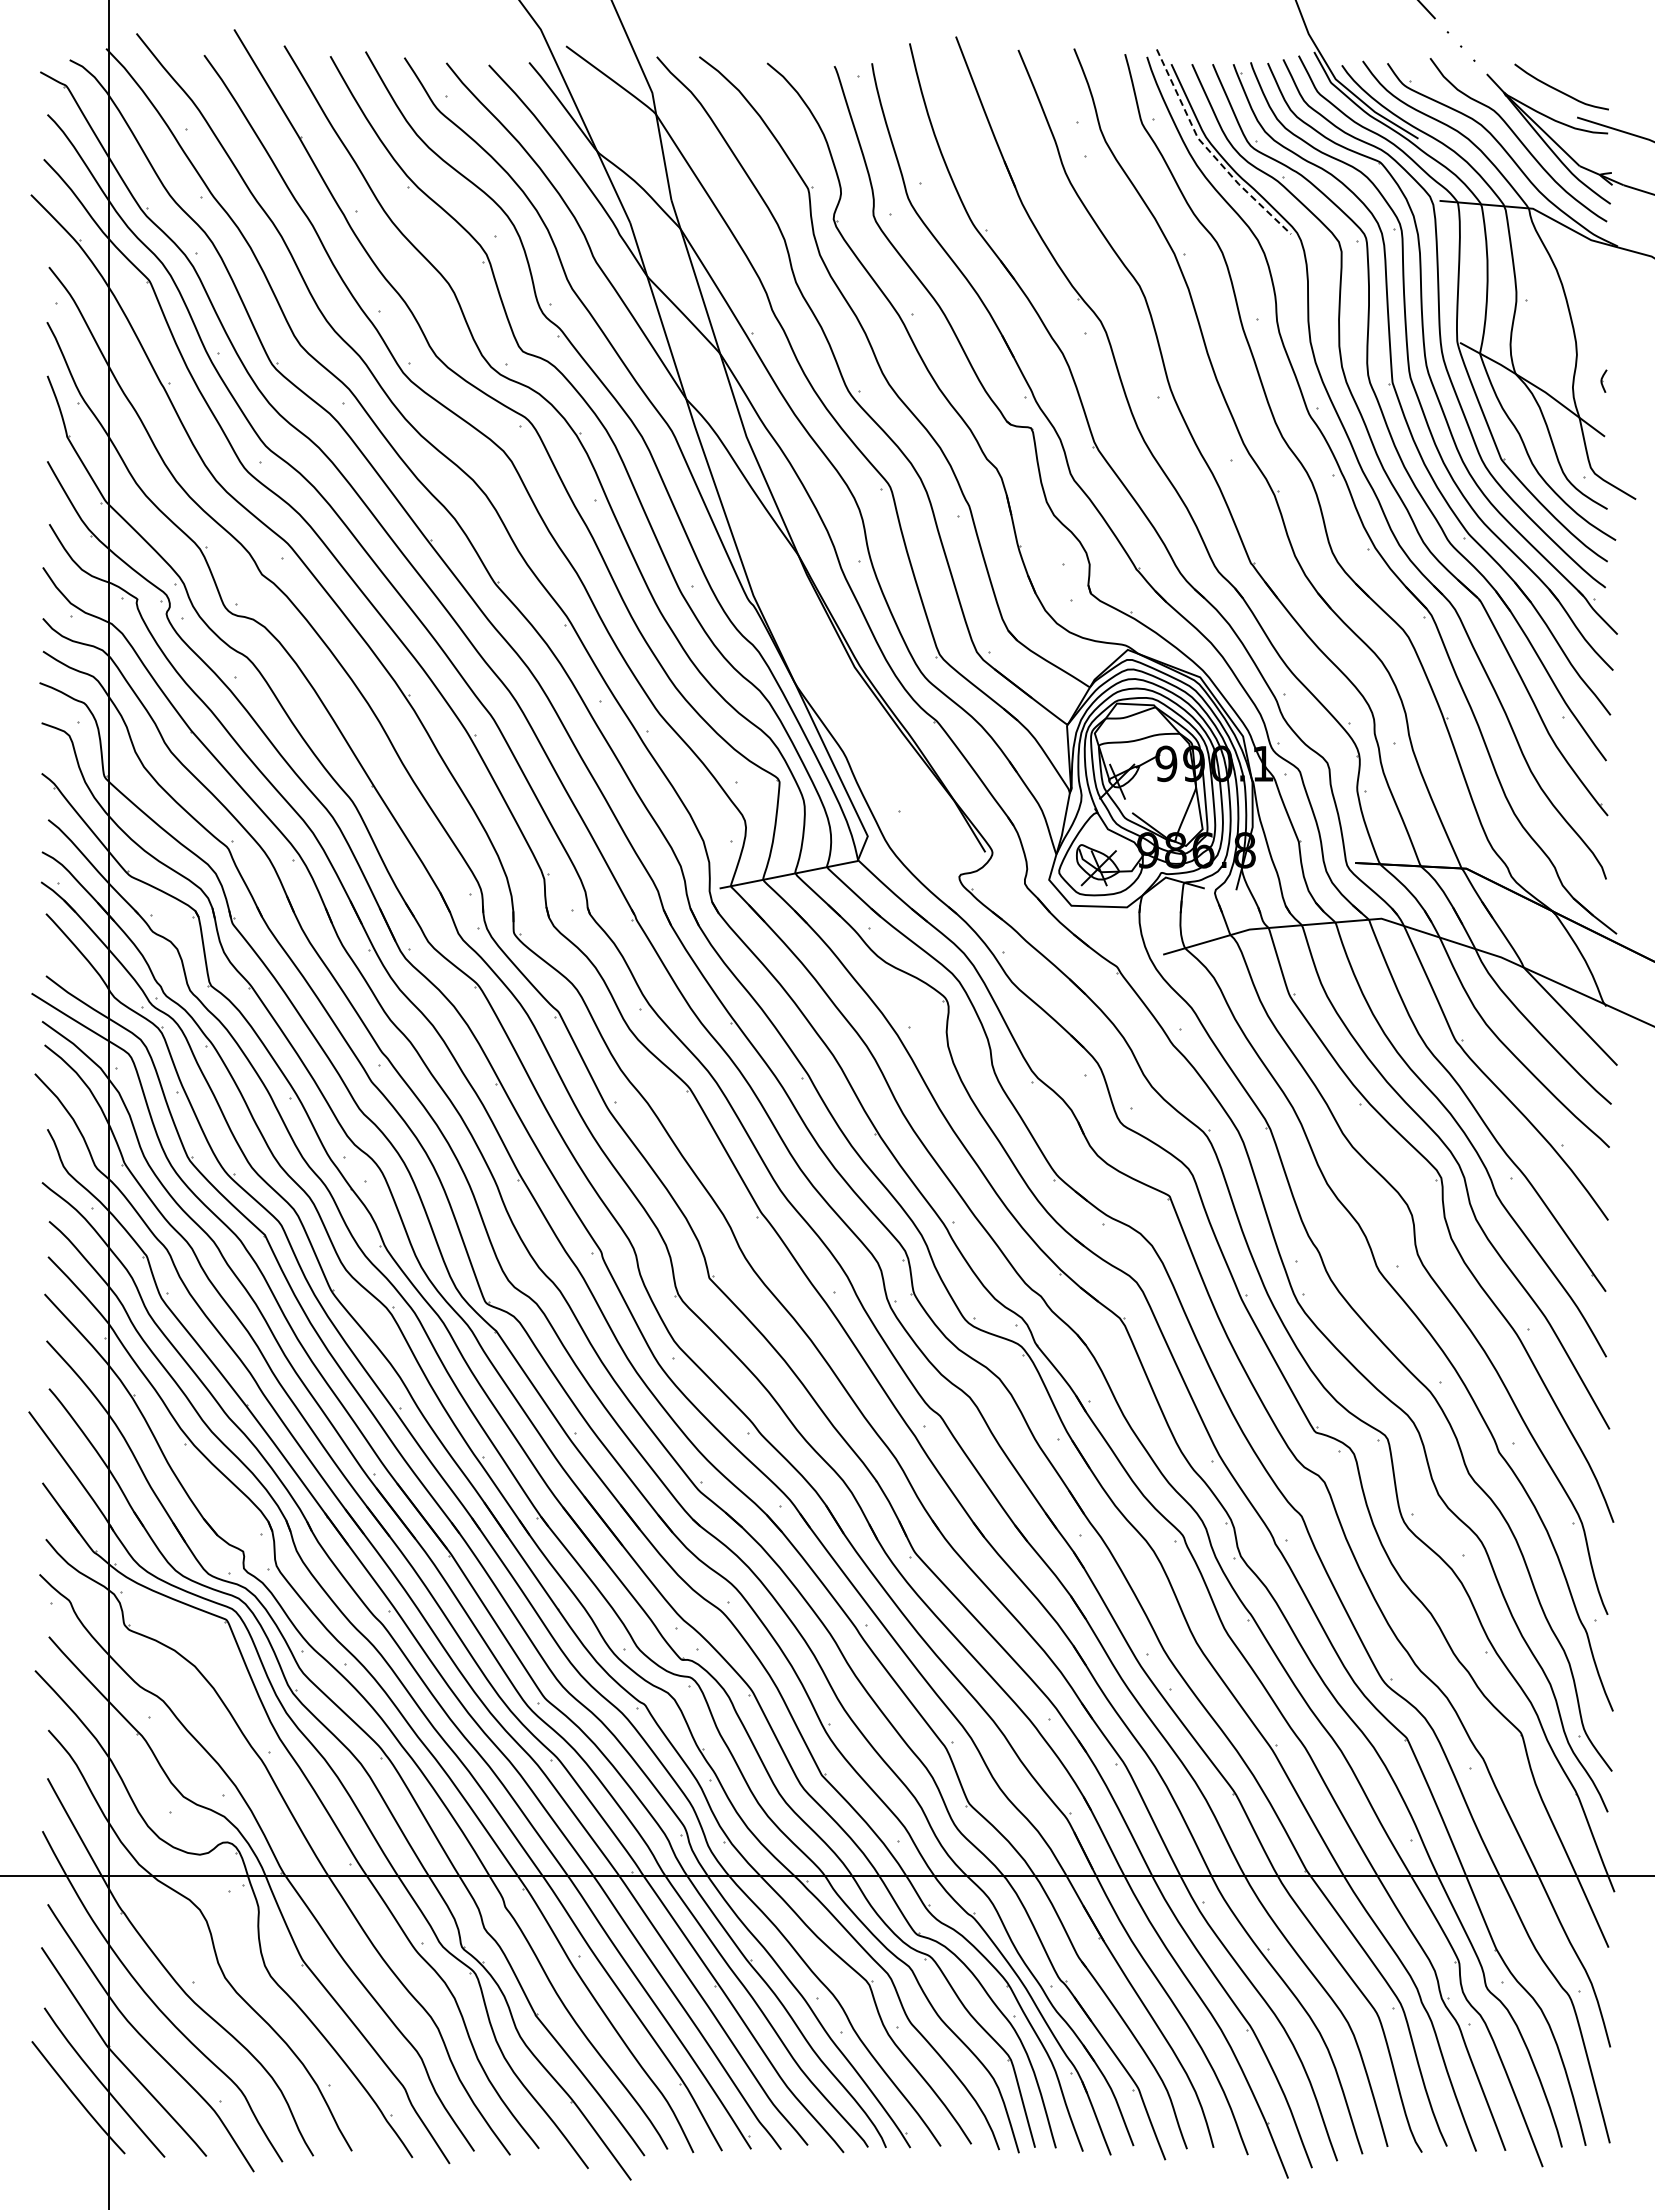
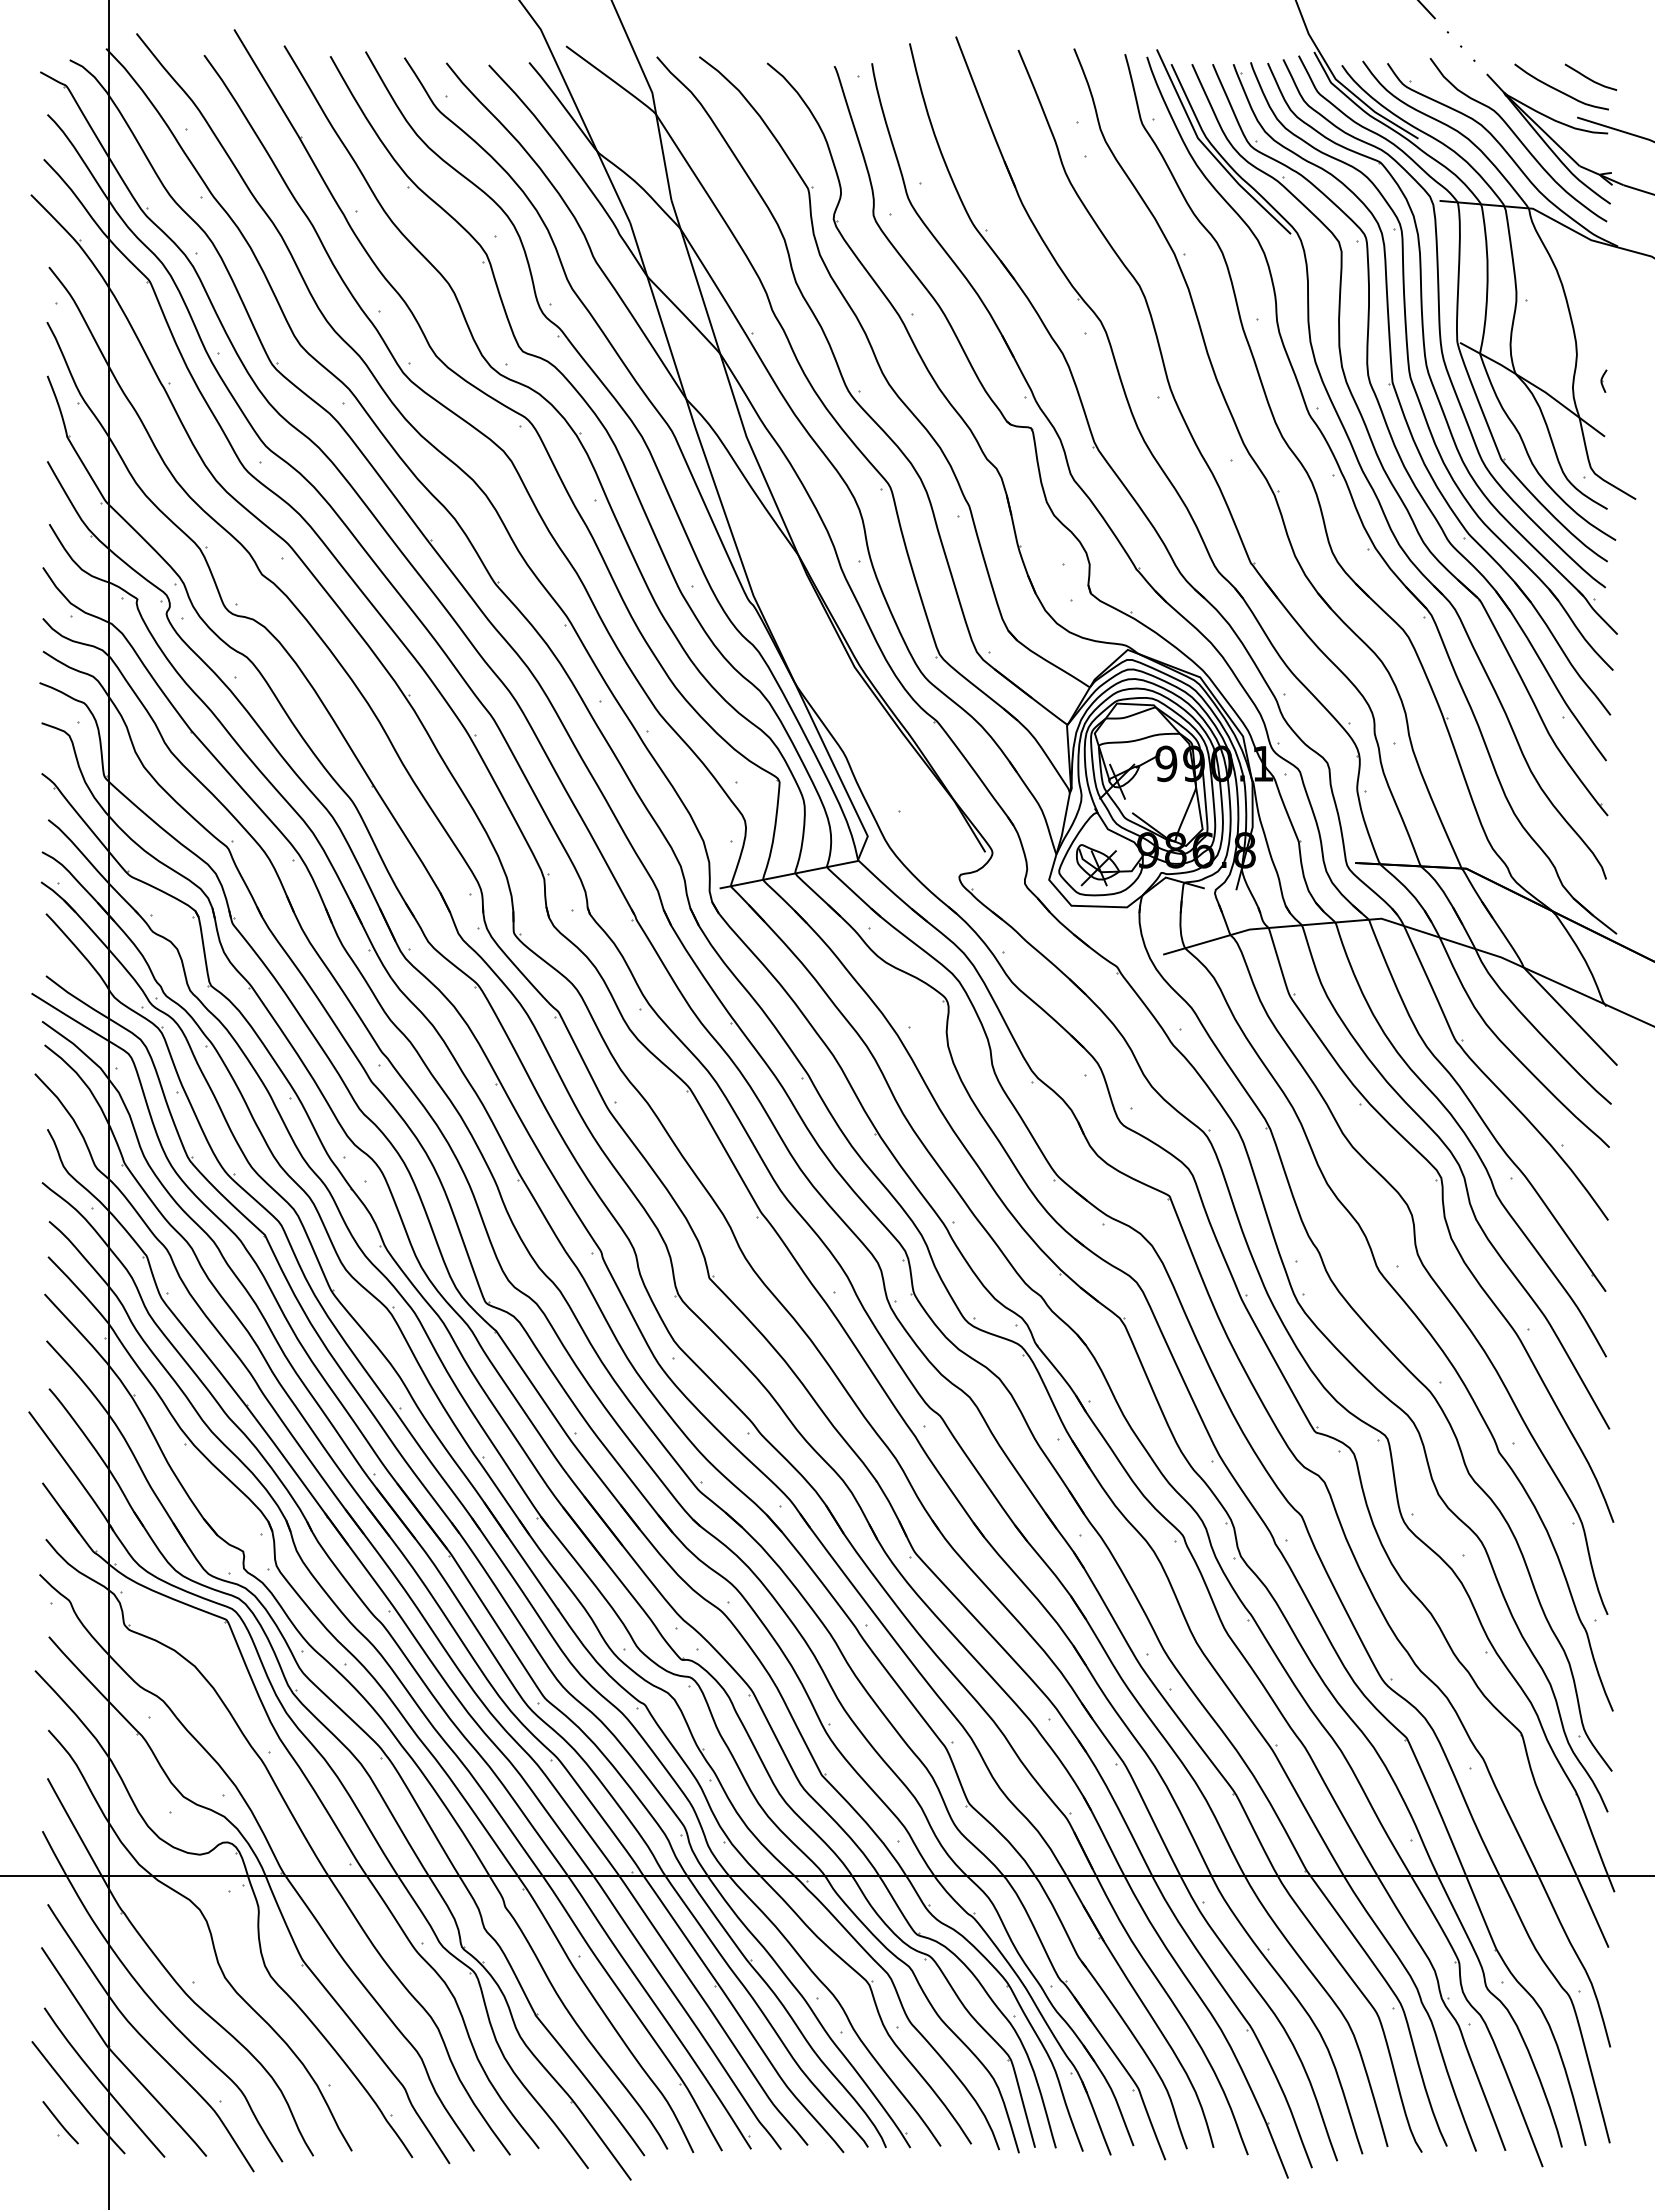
curve: none -> present (1590, 78)
line: dashed -> solid (1210, 152)
part: none -> present (60, 2122)
